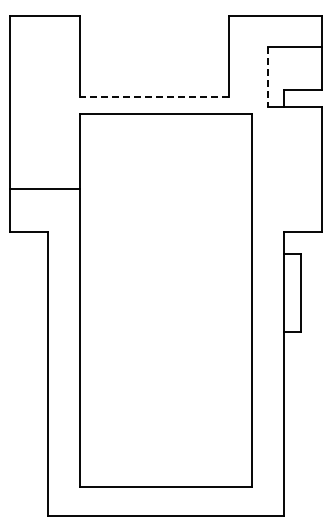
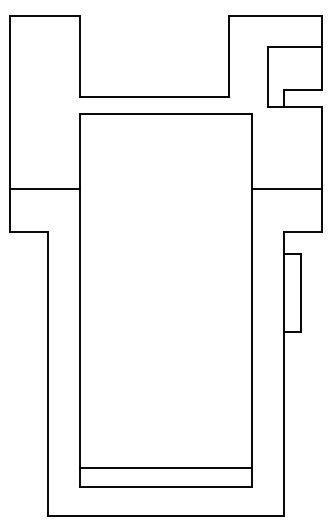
line: dashed -> solid (268, 76)
line: dashed -> solid (154, 96)
line: none -> present (286, 189)
line: none -> present (165, 468)
